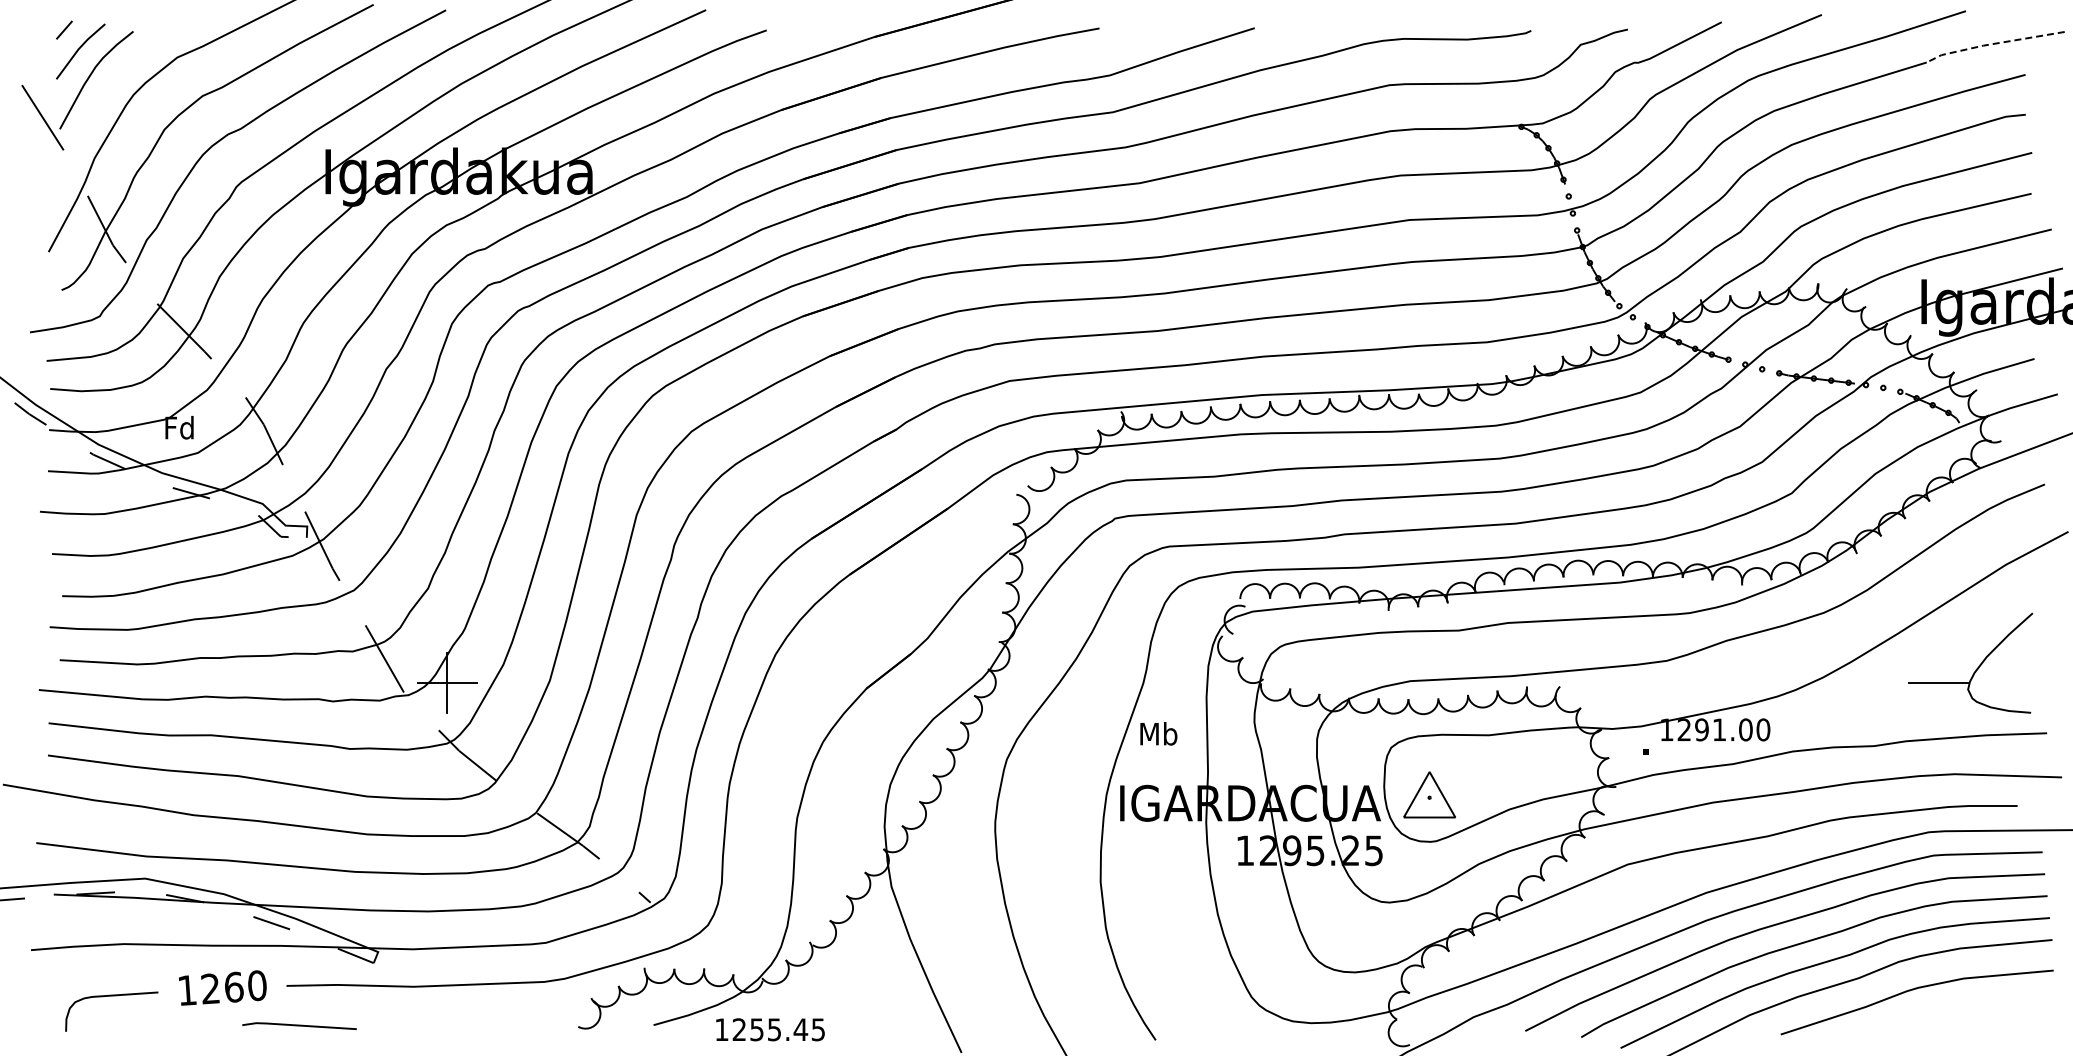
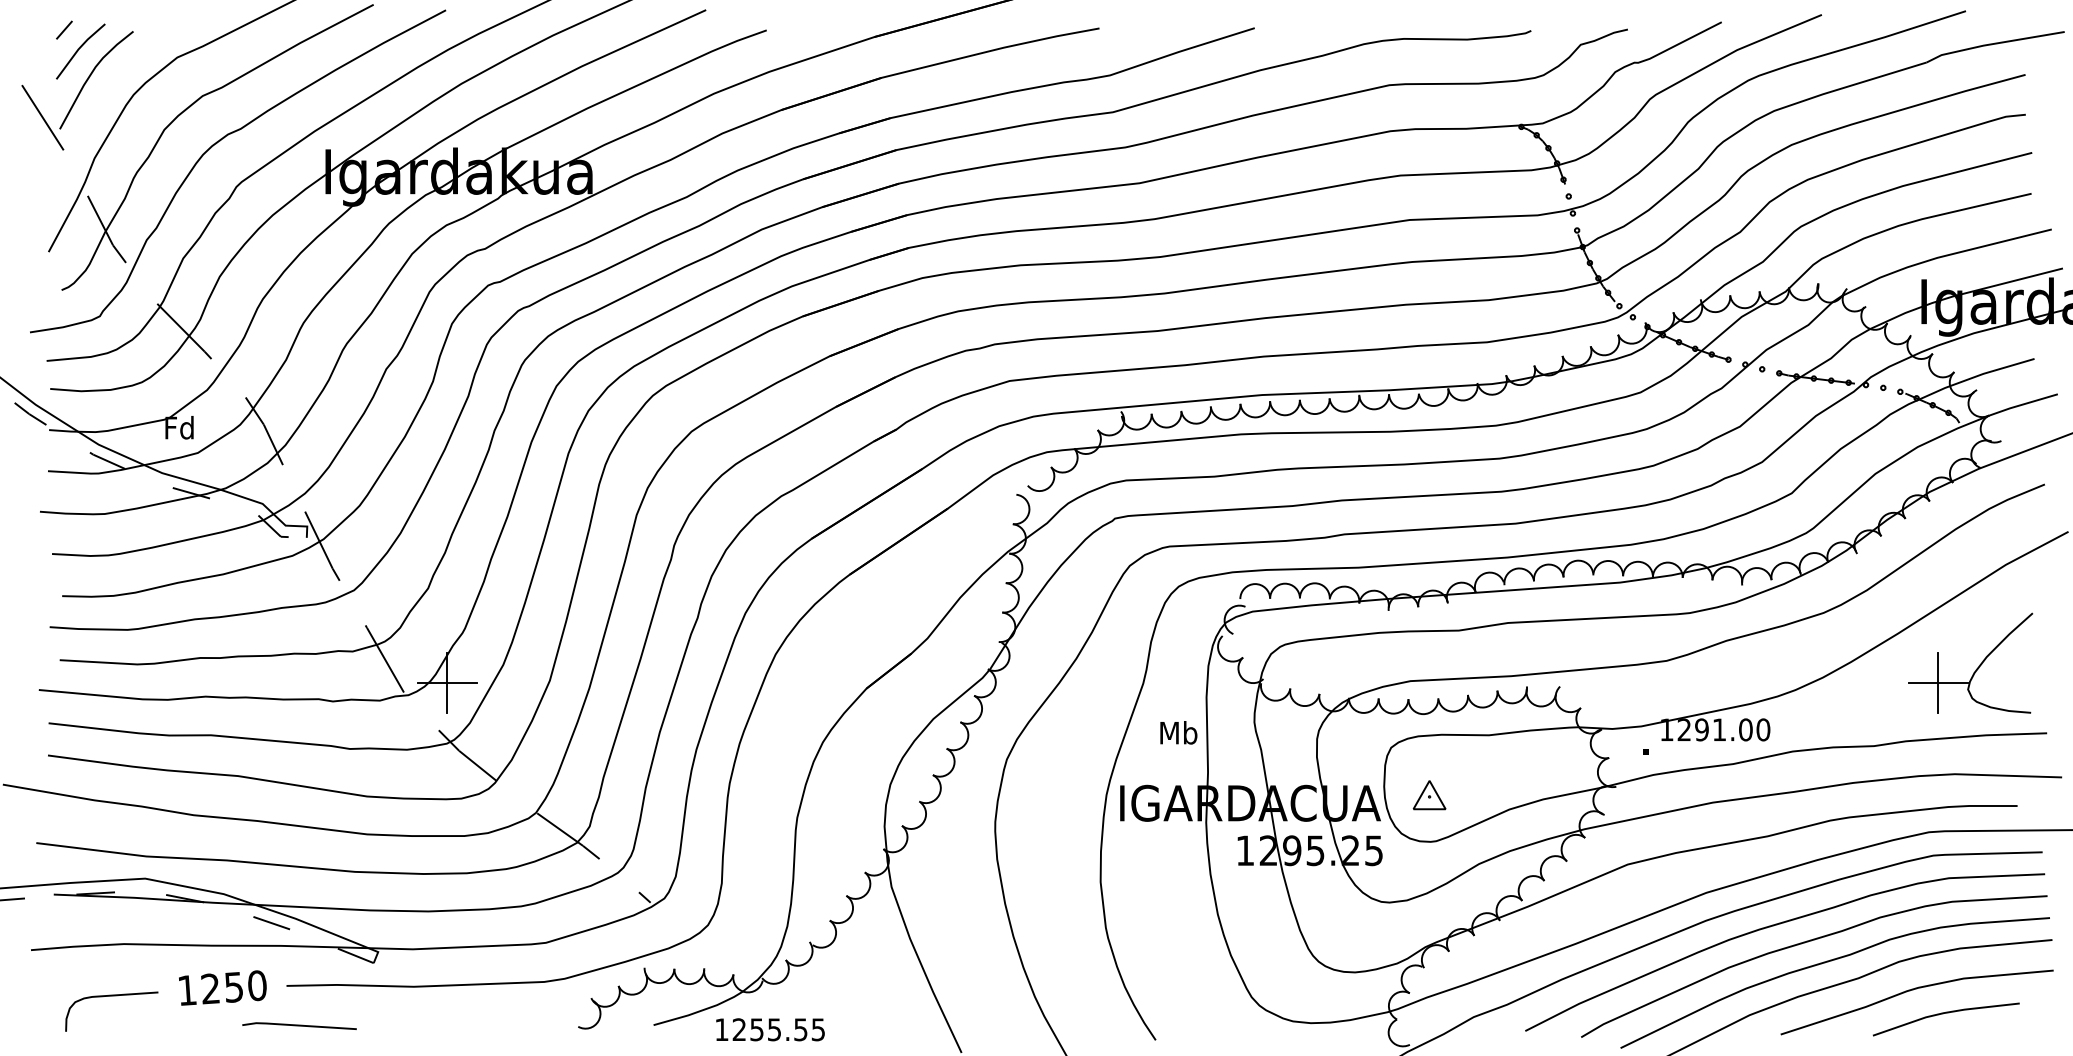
line: dashed -> solid (1993, 44)
line: none -> present (1938, 683)
text position: (1158, 733) -> (1178, 732) (1178, 732)
part size: 53x48 px -> 35x31 px (1429, 795)
text: 1260 -> 1250 (234, 986)
line: none -> present (1943, 1014)
text: 1255.45 -> 1255.55 (800, 1029)
